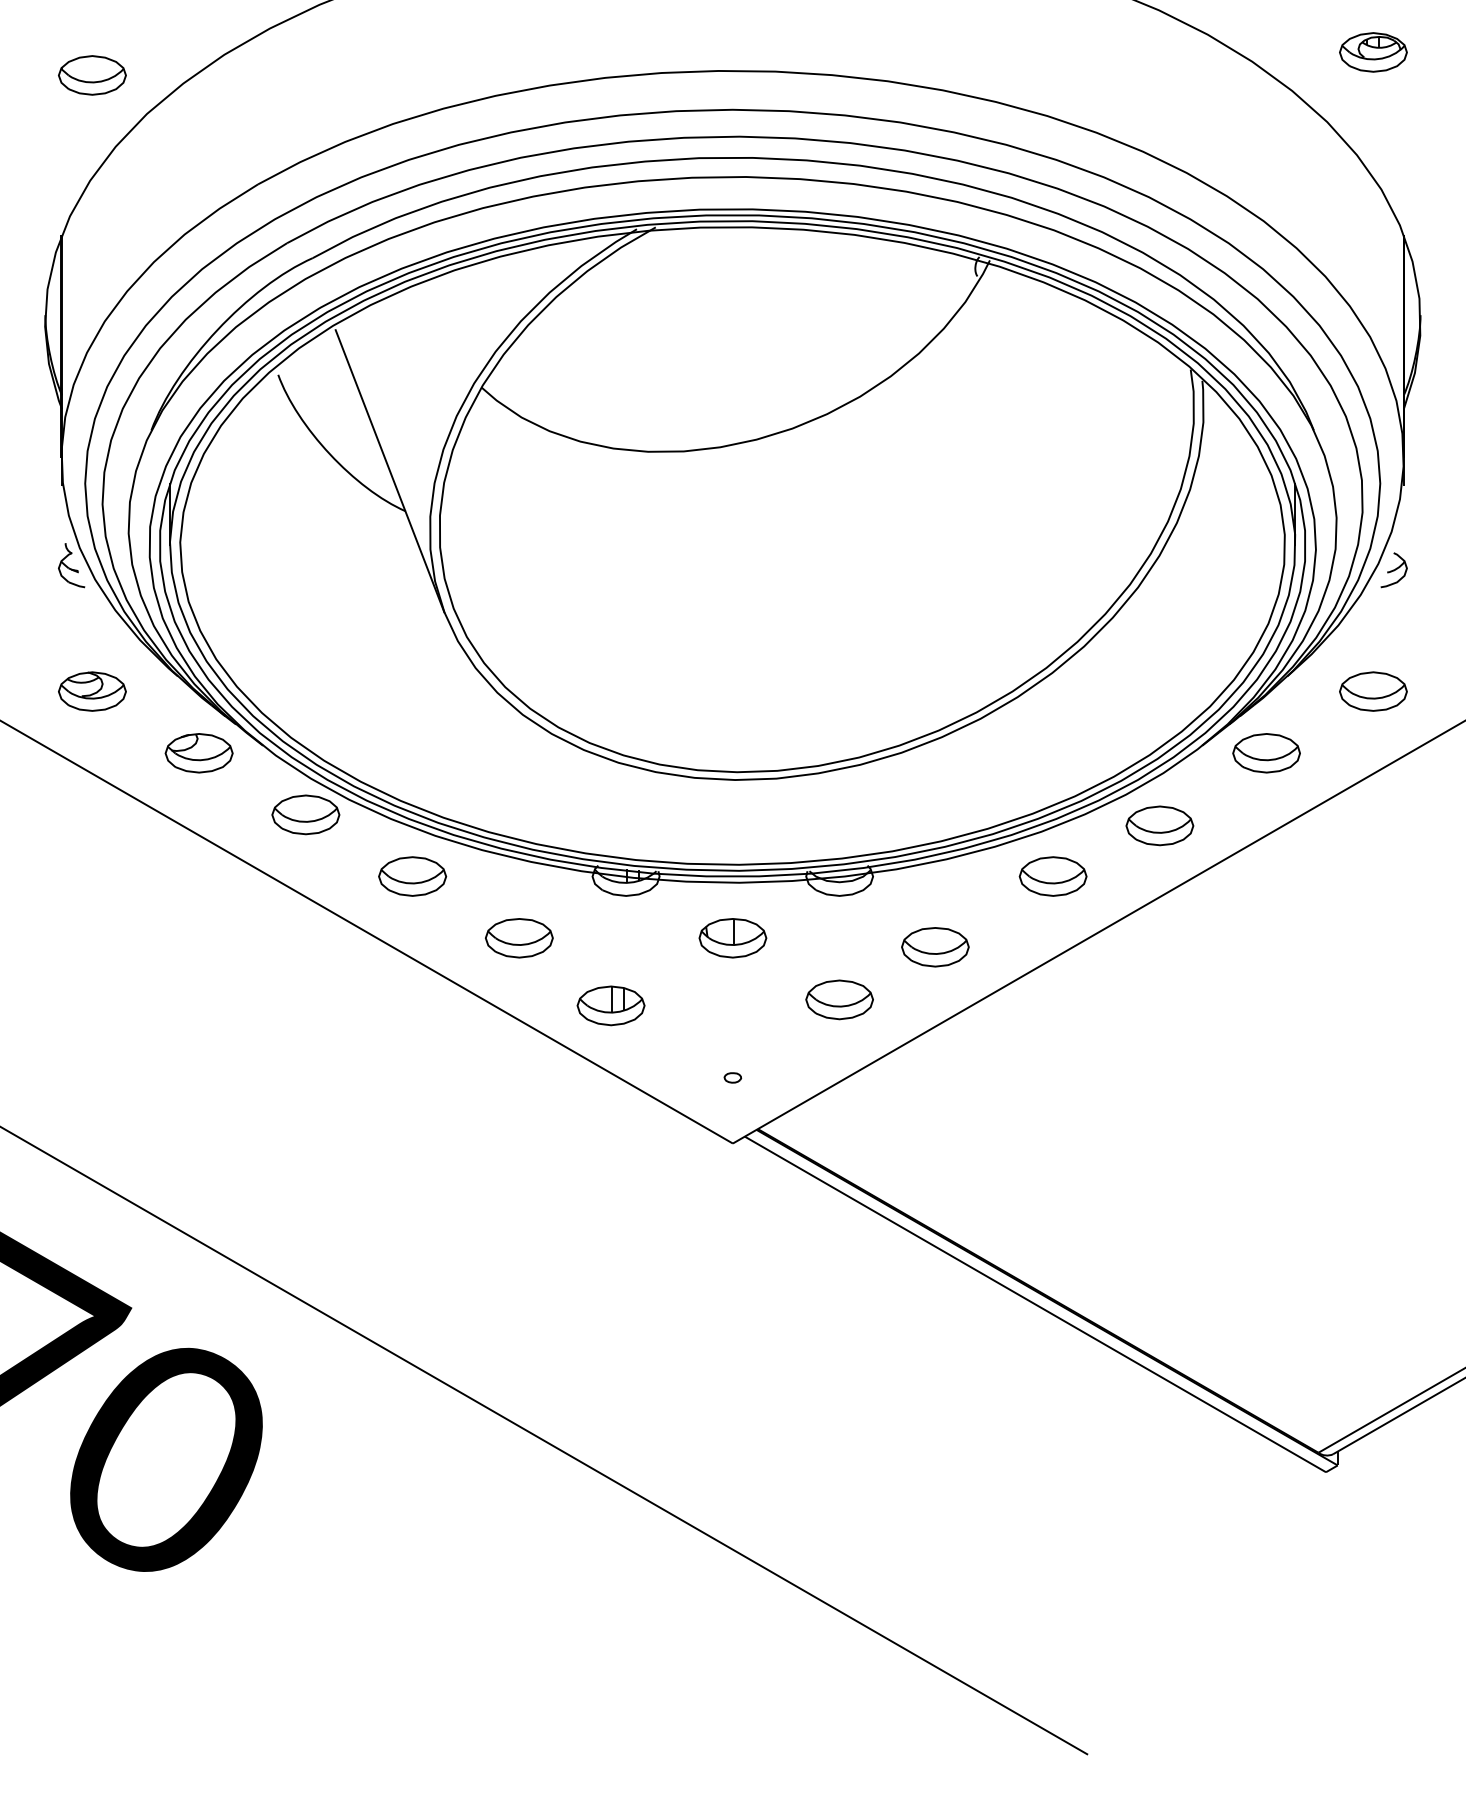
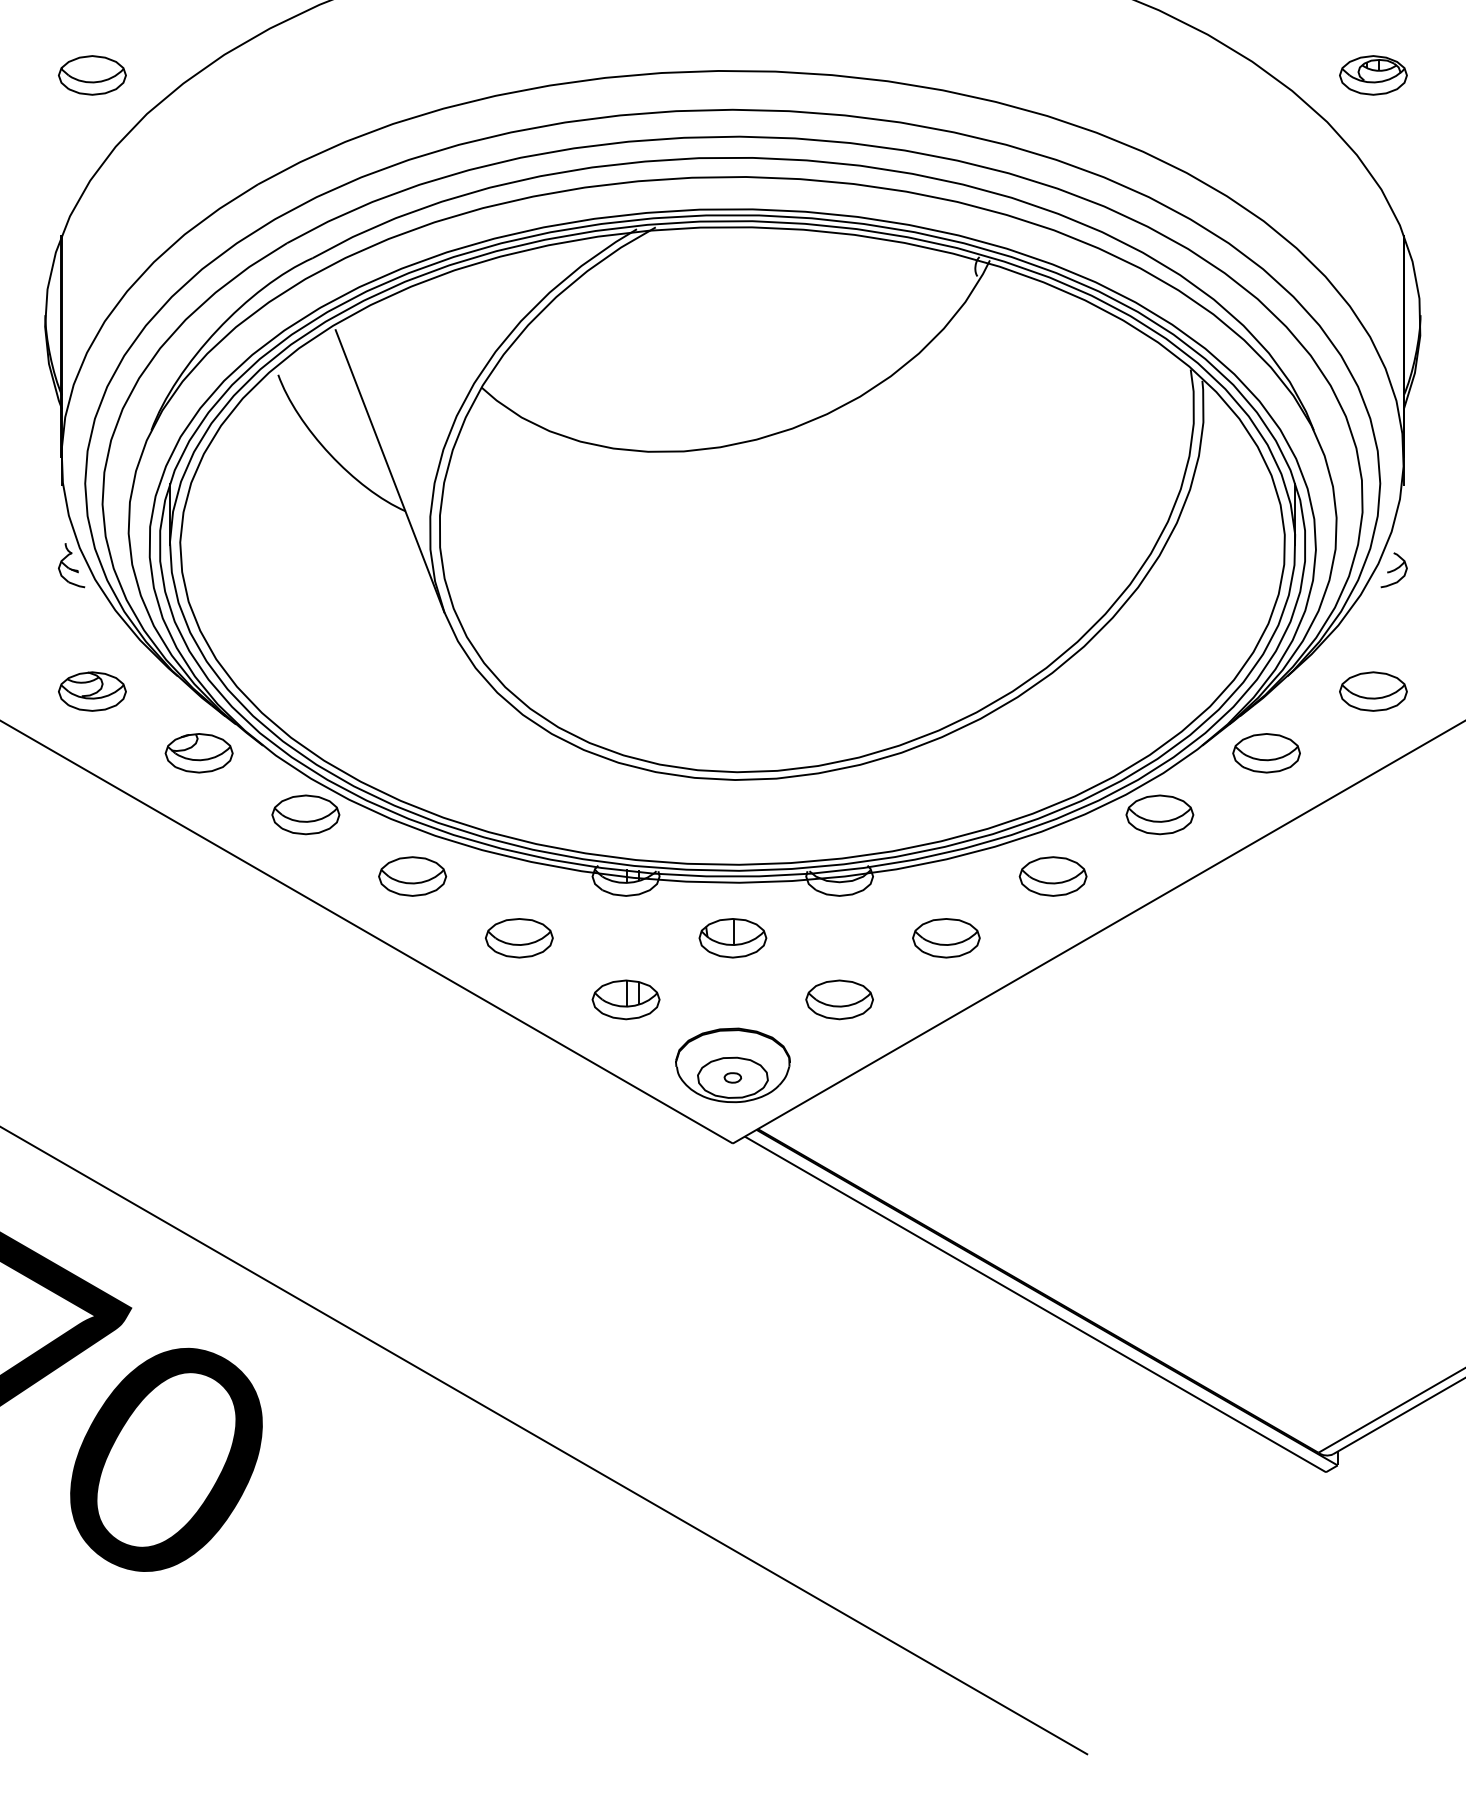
part position: (1373, 52) -> (1373, 75) (1373, 75)
part position: (1159, 825) -> (1159, 814) (1159, 814)
part position: (935, 947) -> (946, 938) (946, 938)
part position: (610, 1005) -> (625, 999) (625, 999)
part: none -> present (732, 1065)
